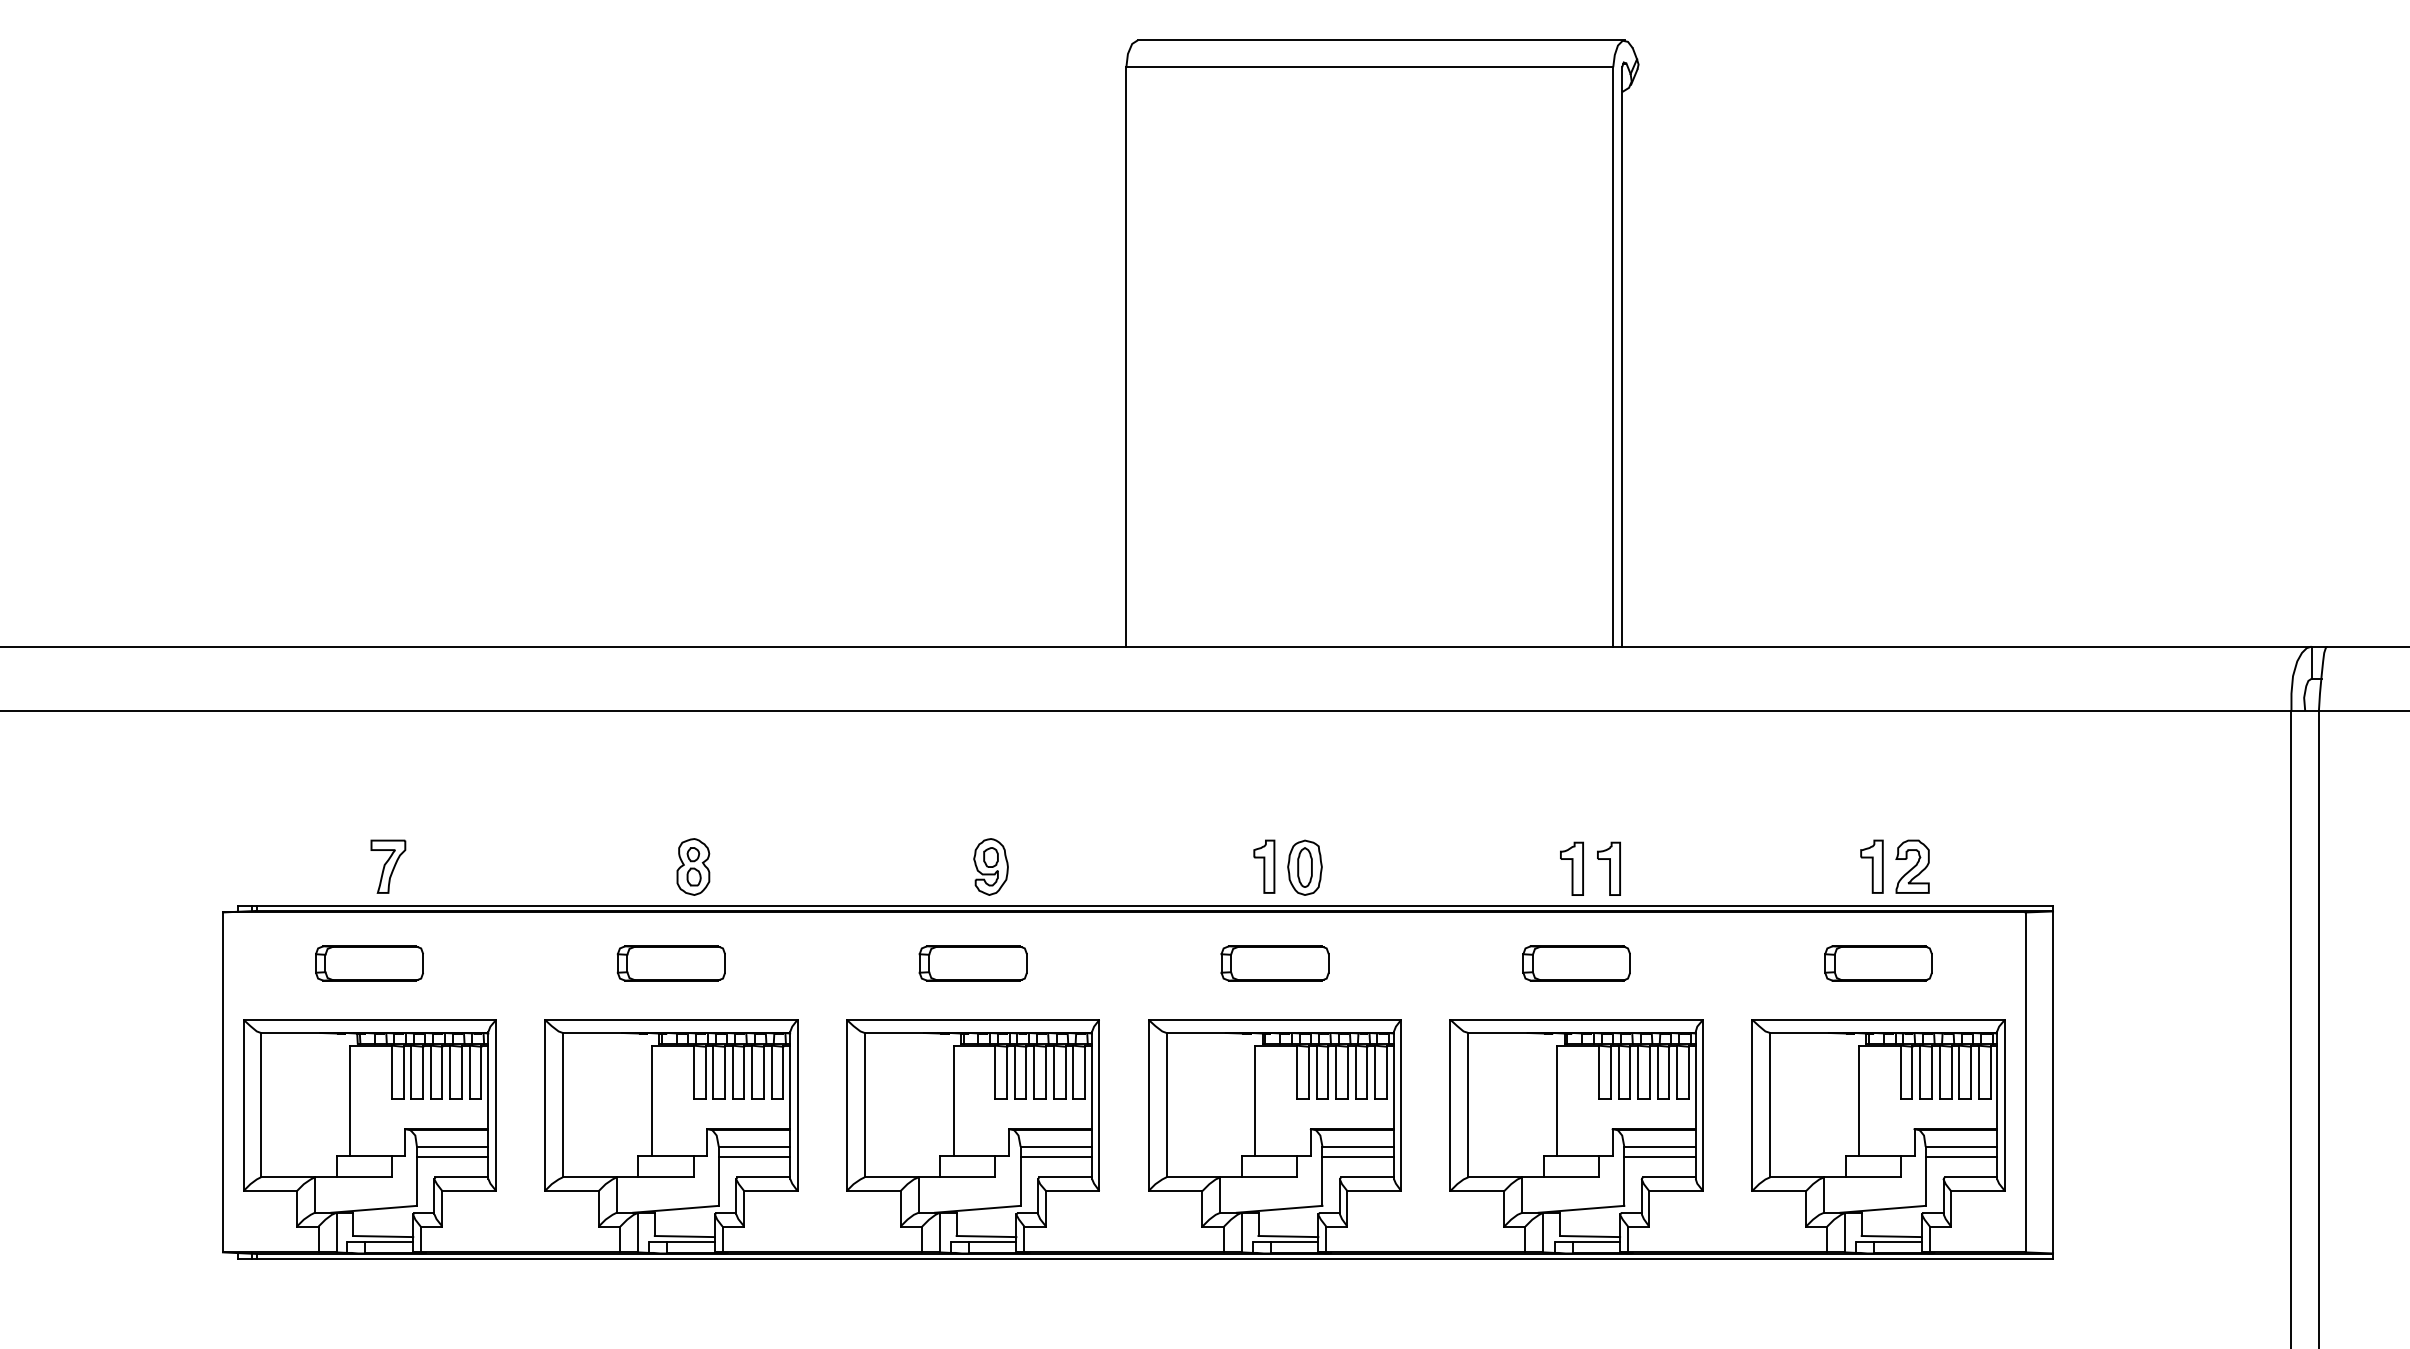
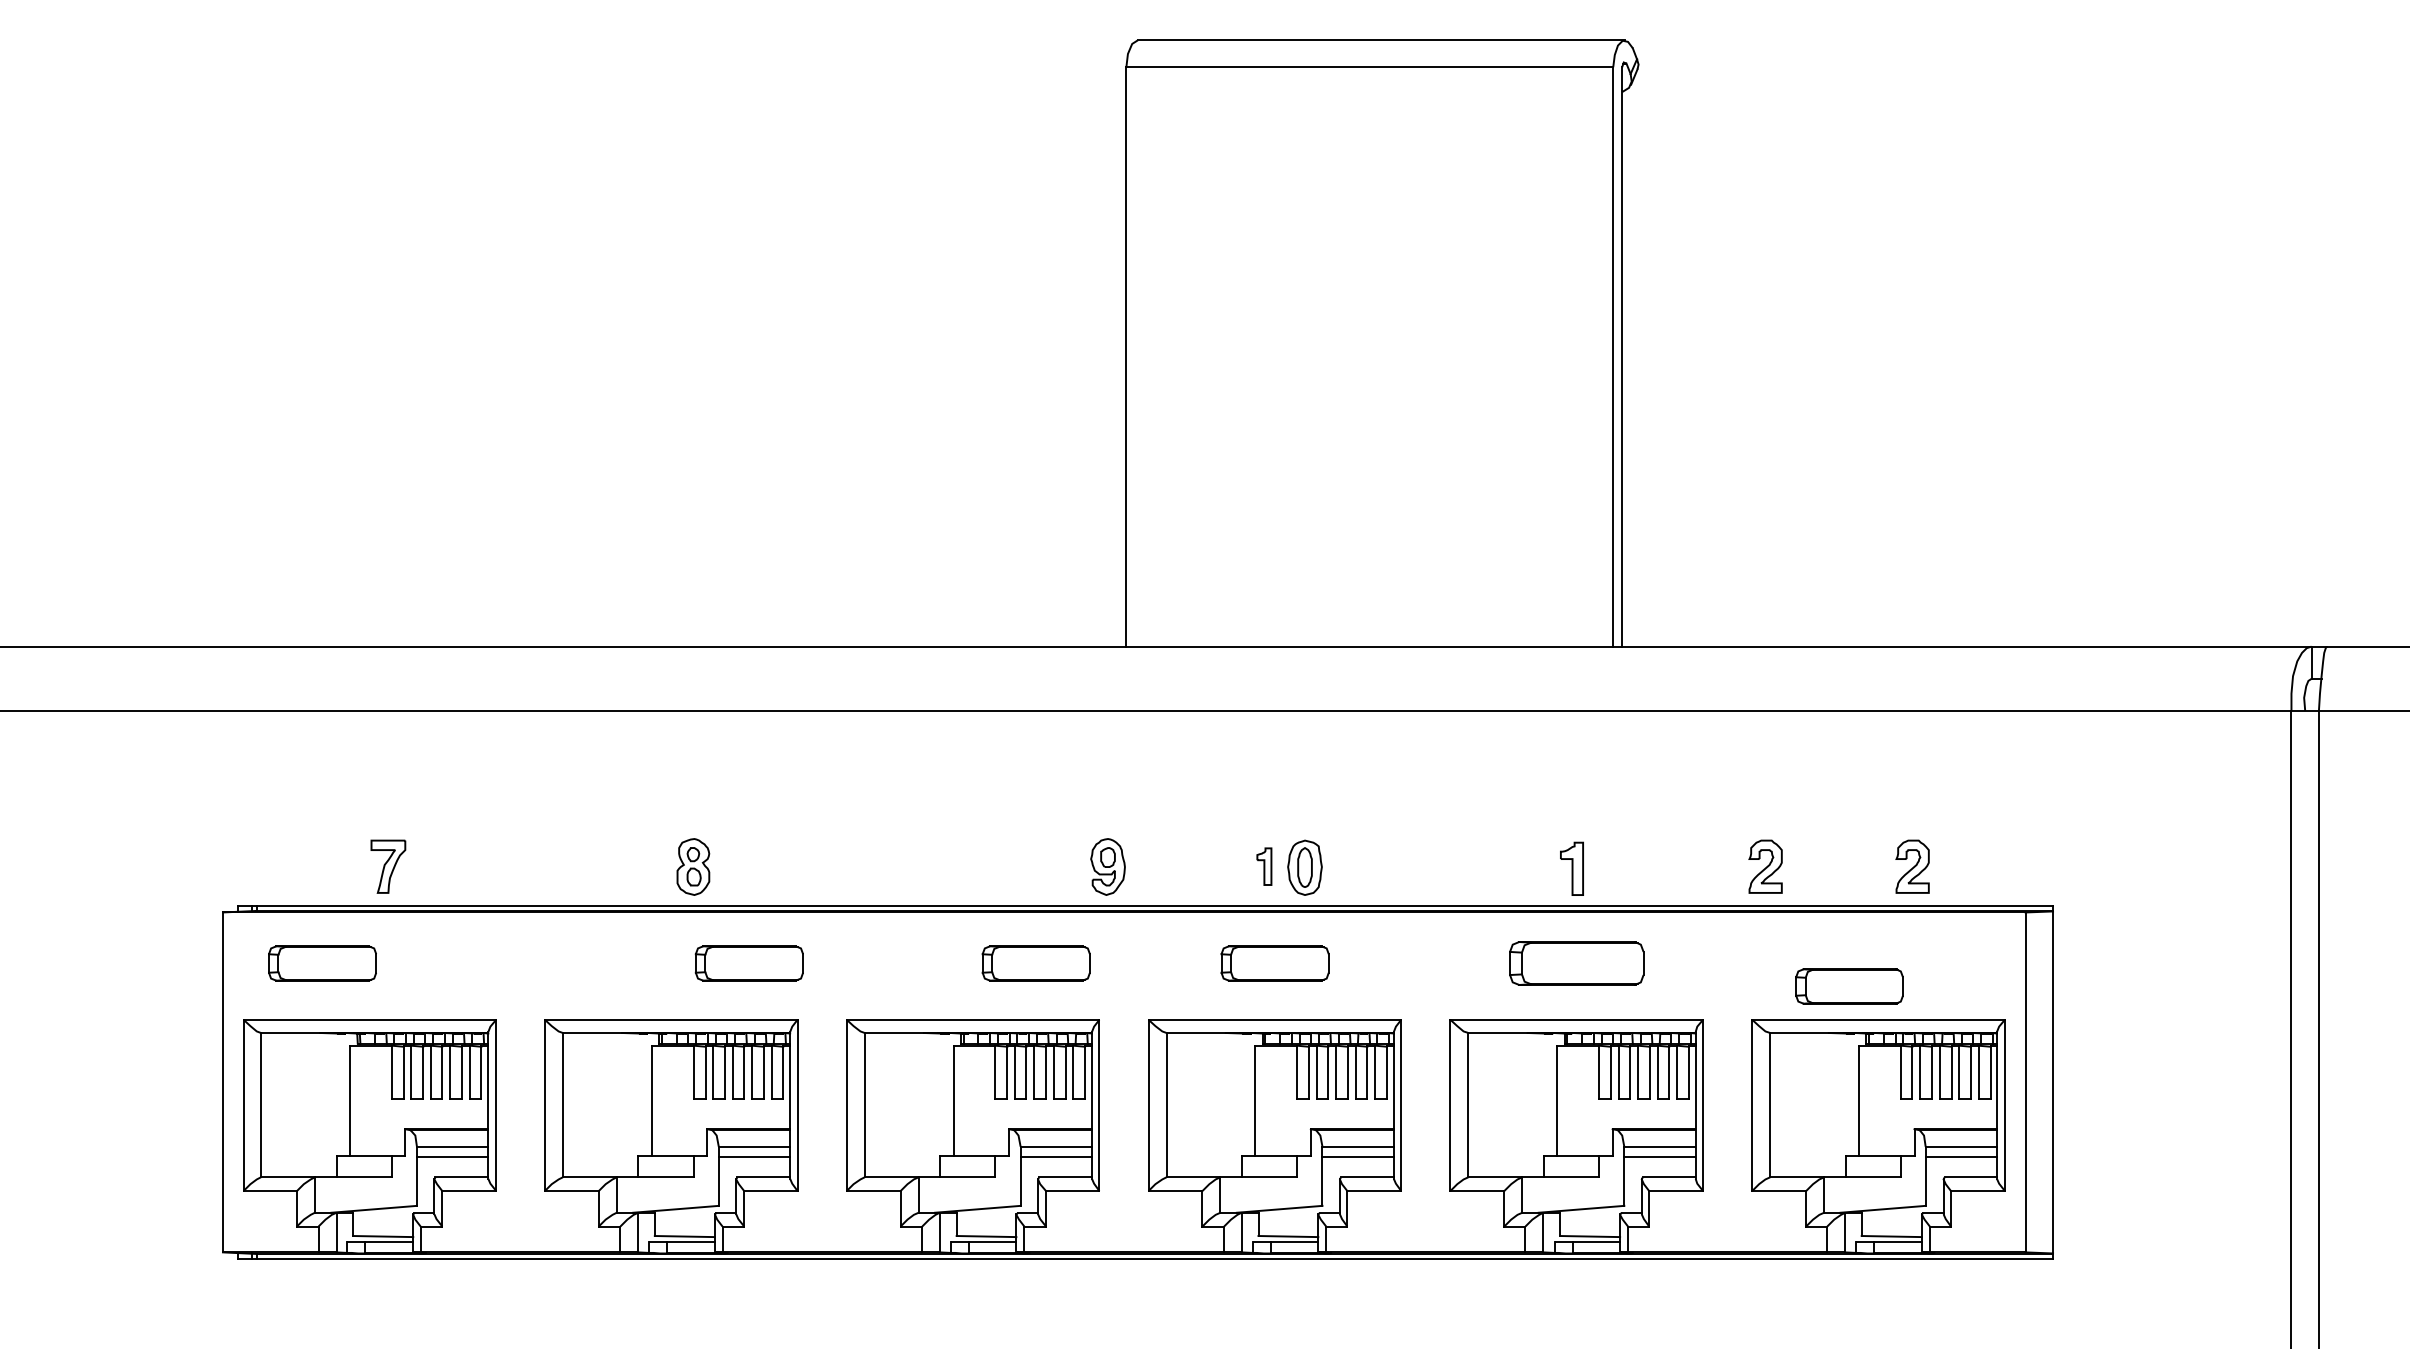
part position: (990, 866) -> (1107, 866) (1107, 866)
part size: 23x55 px -> 17x39 px (1264, 866)
part: none -> present (1765, 866)
part: present -> none (1871, 866)
part: present -> none (1608, 868)
part position: (369, 963) -> (322, 963) (322, 963)
part position: (670, 963) -> (748, 963) (748, 963)
part position: (972, 963) -> (1035, 963) (1035, 963)
part size: 109x37 px -> 136x45 px (1576, 963)
part position: (1878, 963) -> (1849, 986) (1849, 986)
